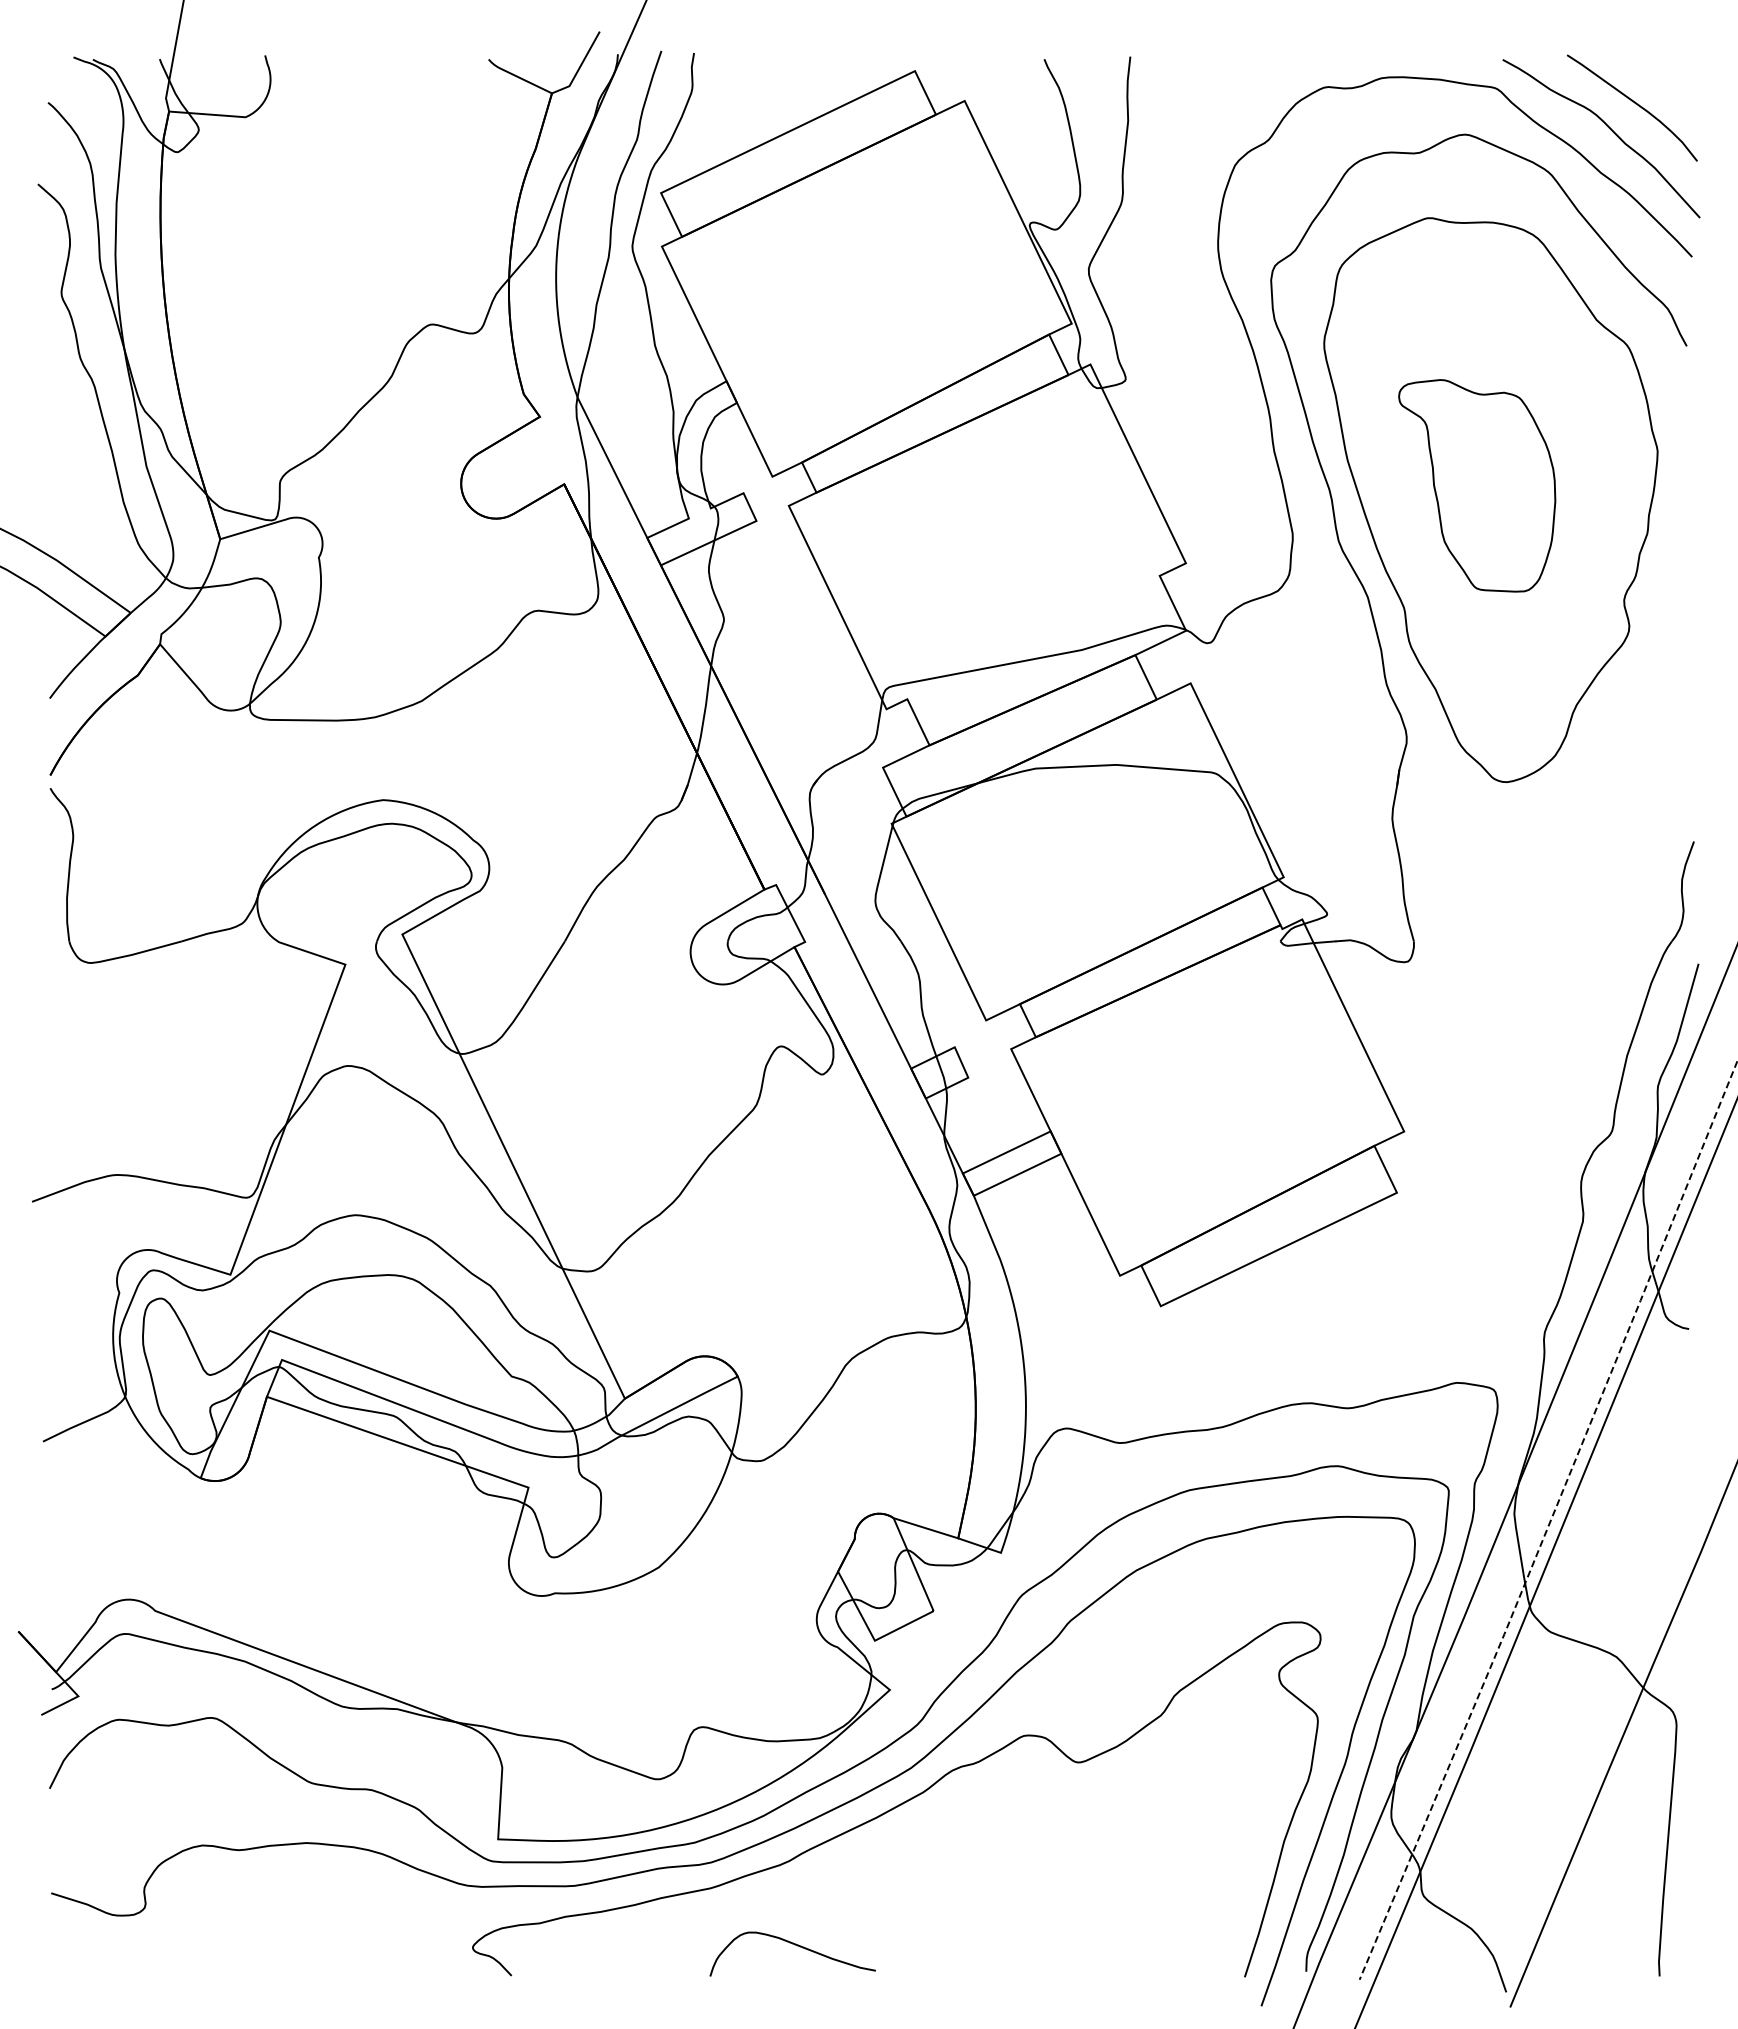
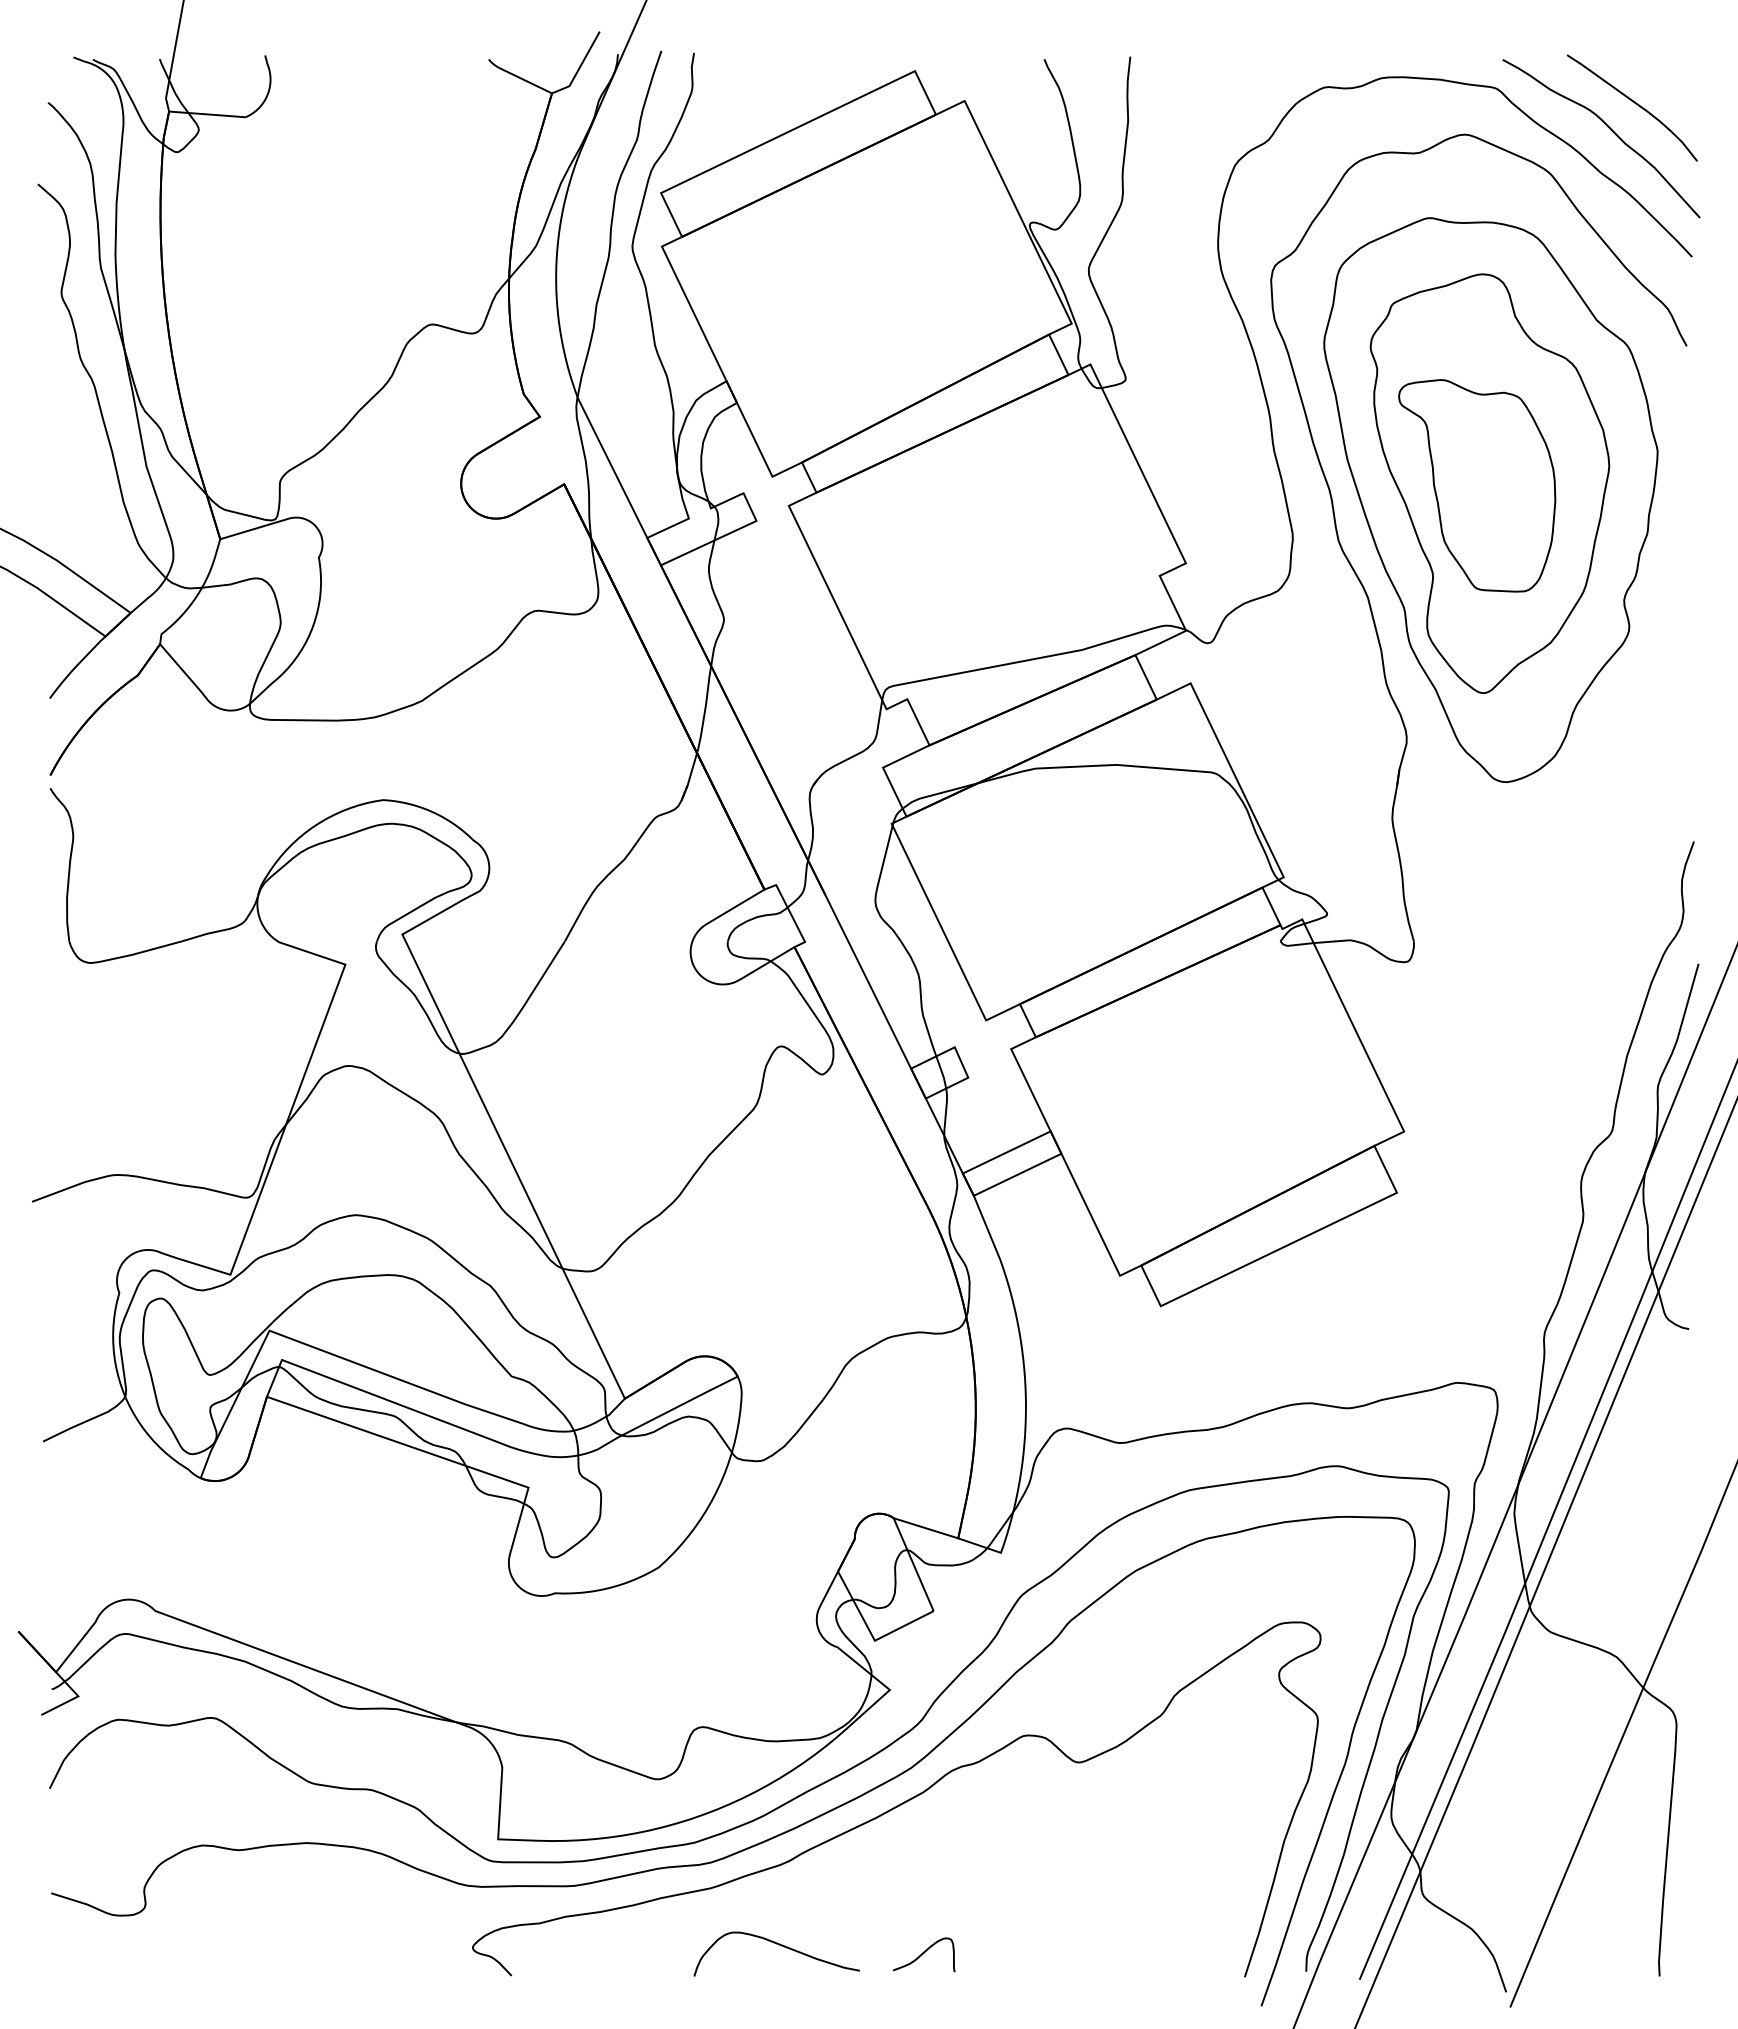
part: none -> present (1489, 483)
line: dashed -> solid (1550, 1520)
curve position: (794, 1945) -> (778, 1945) (778, 1945)
curve: none -> present (924, 1953)
